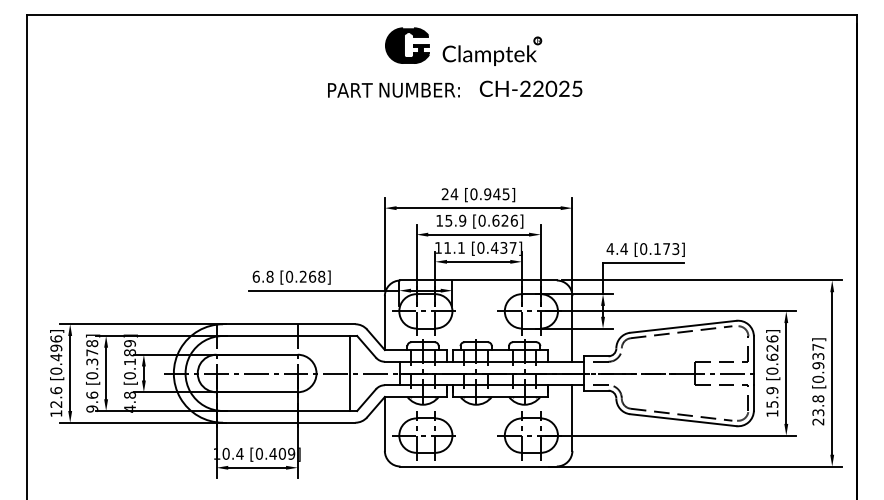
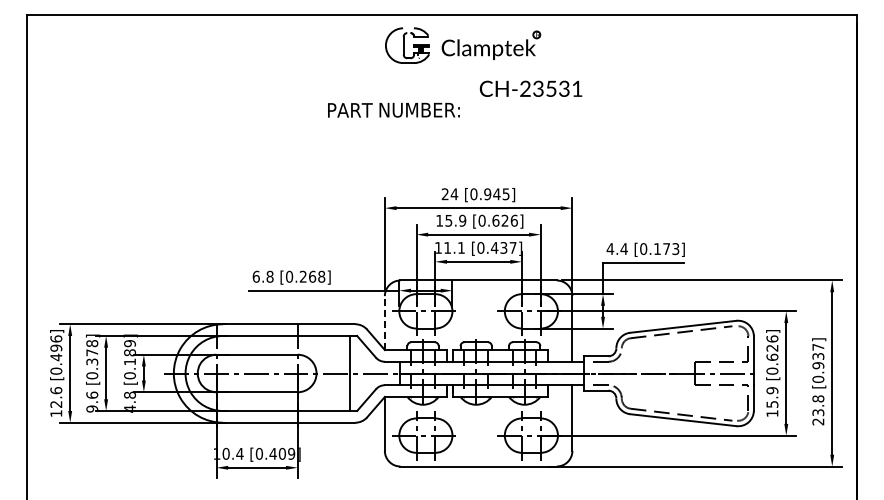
fill: present -> none (407, 45)
part position: (492, 50) -> (491, 44) (491, 44)
text: CH-22025 -> CH-23531 (557, 88)
text position: (393, 89) -> (393, 109) (393, 109)
line: solid -> dashed (384, 323)
